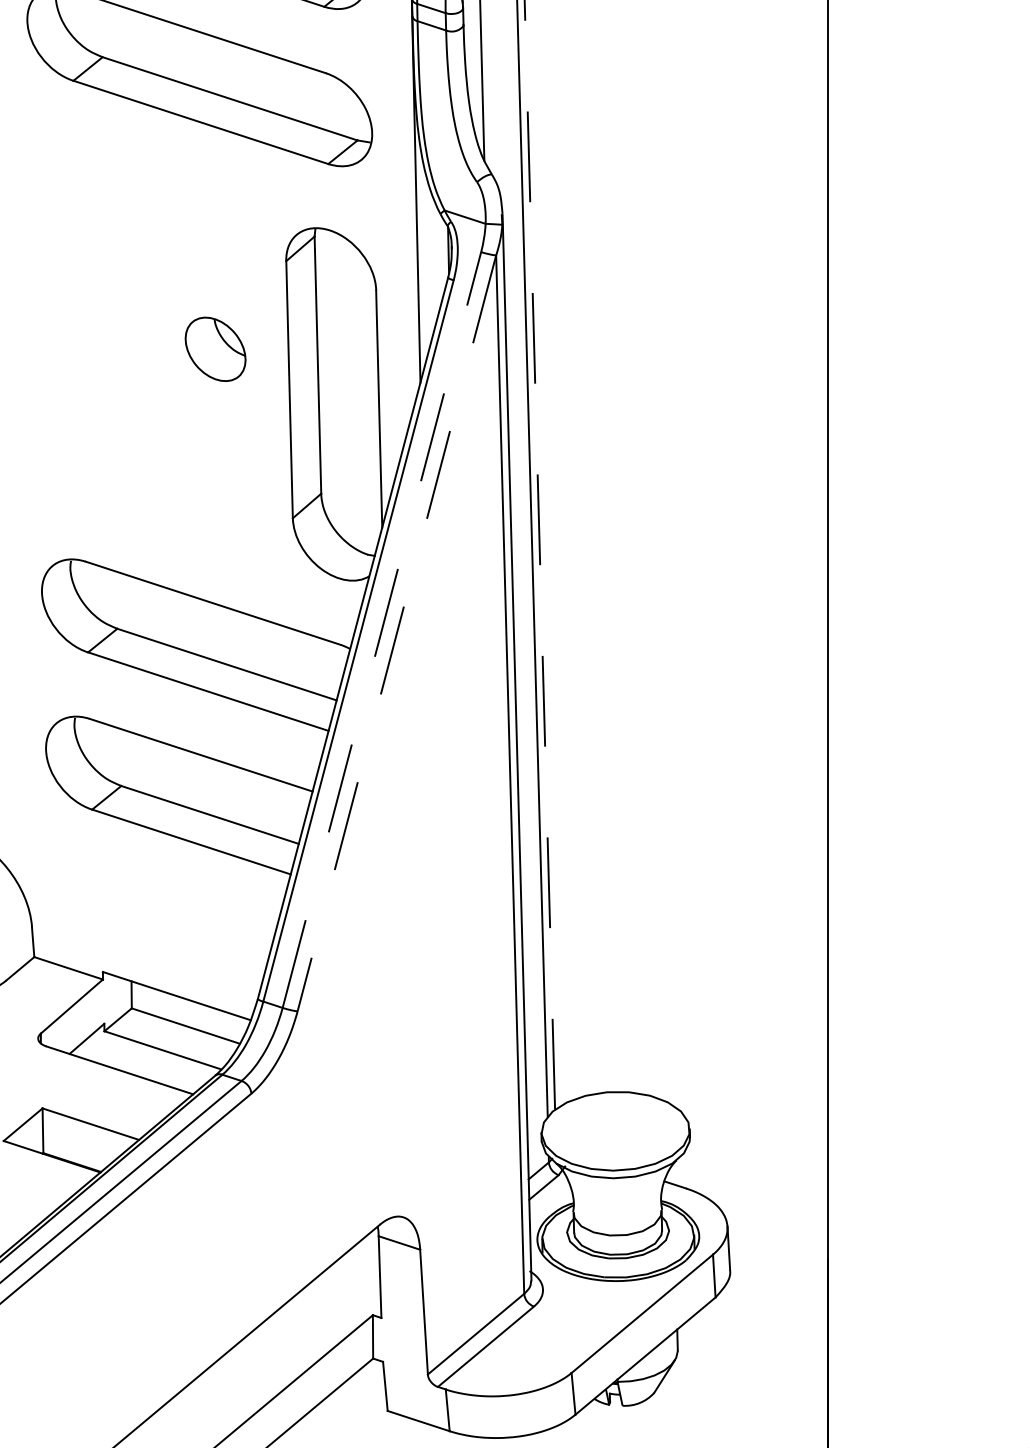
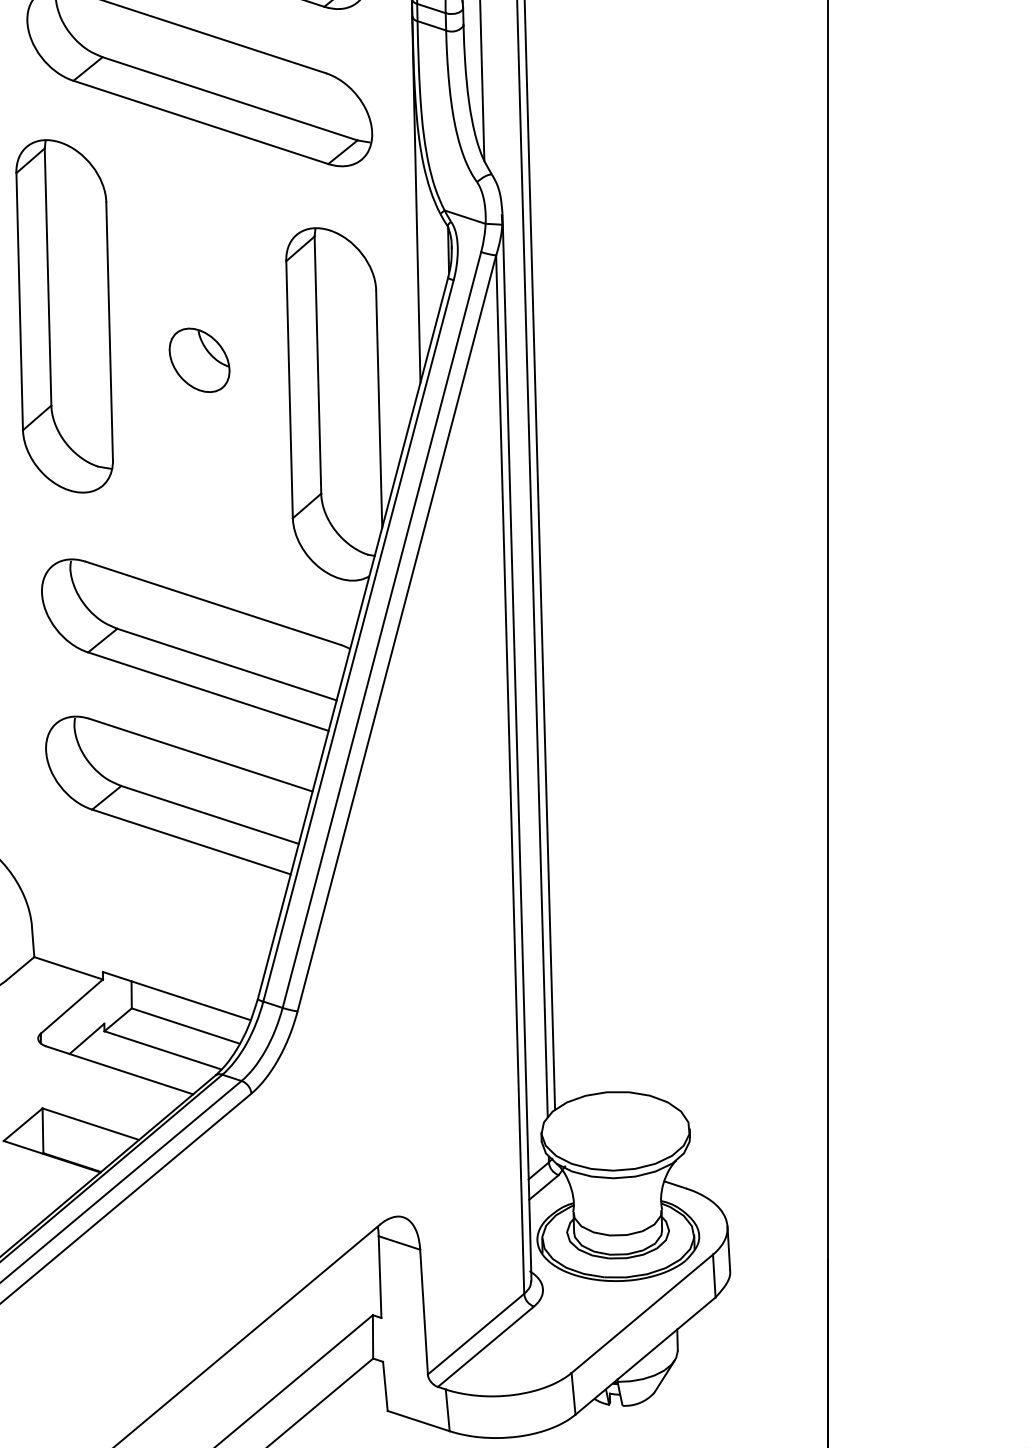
part: none -> present (64, 316)
part position: (215, 348) -> (199, 359) (199, 359)
line: dashed -> solid (539, 555)
line: dashed -> solid (381, 630)
line: dashed -> solid (396, 633)
